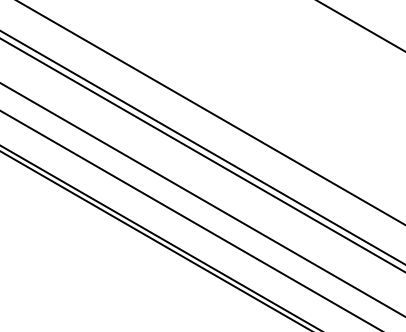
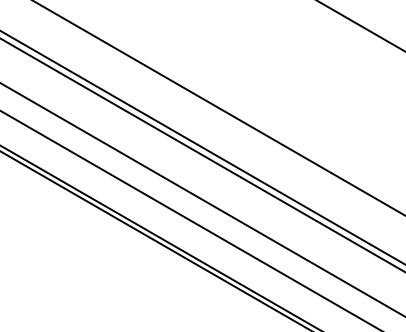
line position: (210, 112) -> (218, 107) (218, 107)
